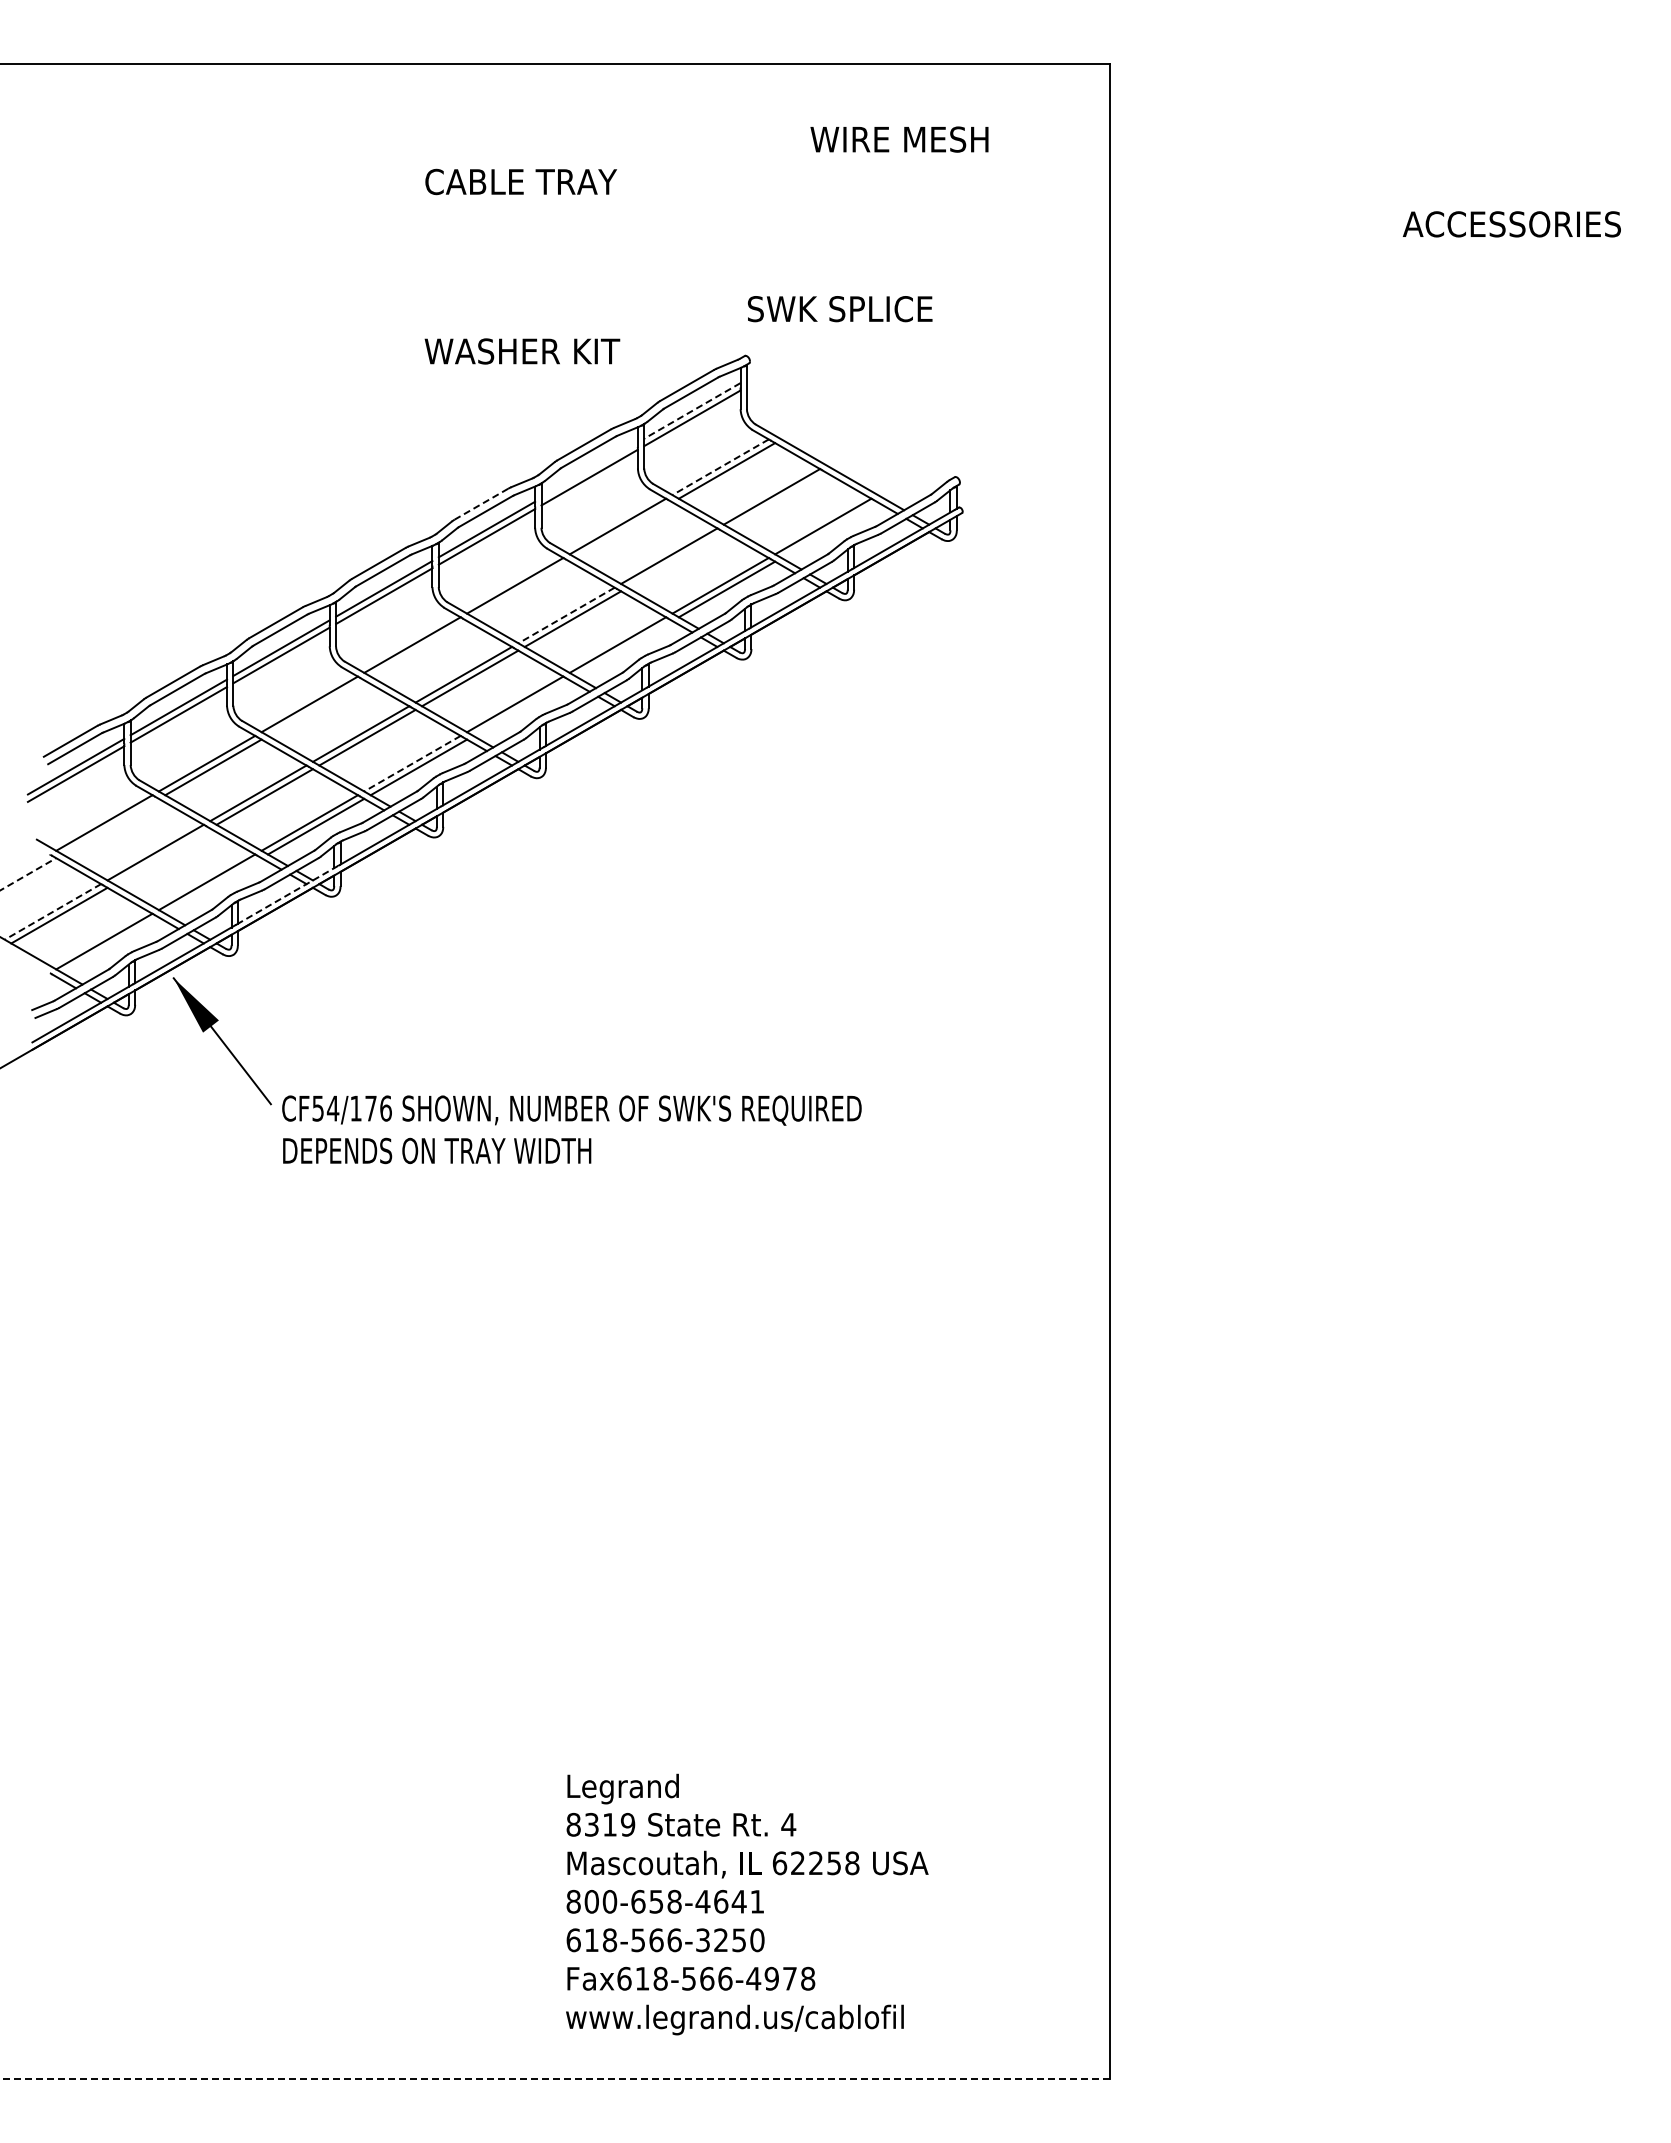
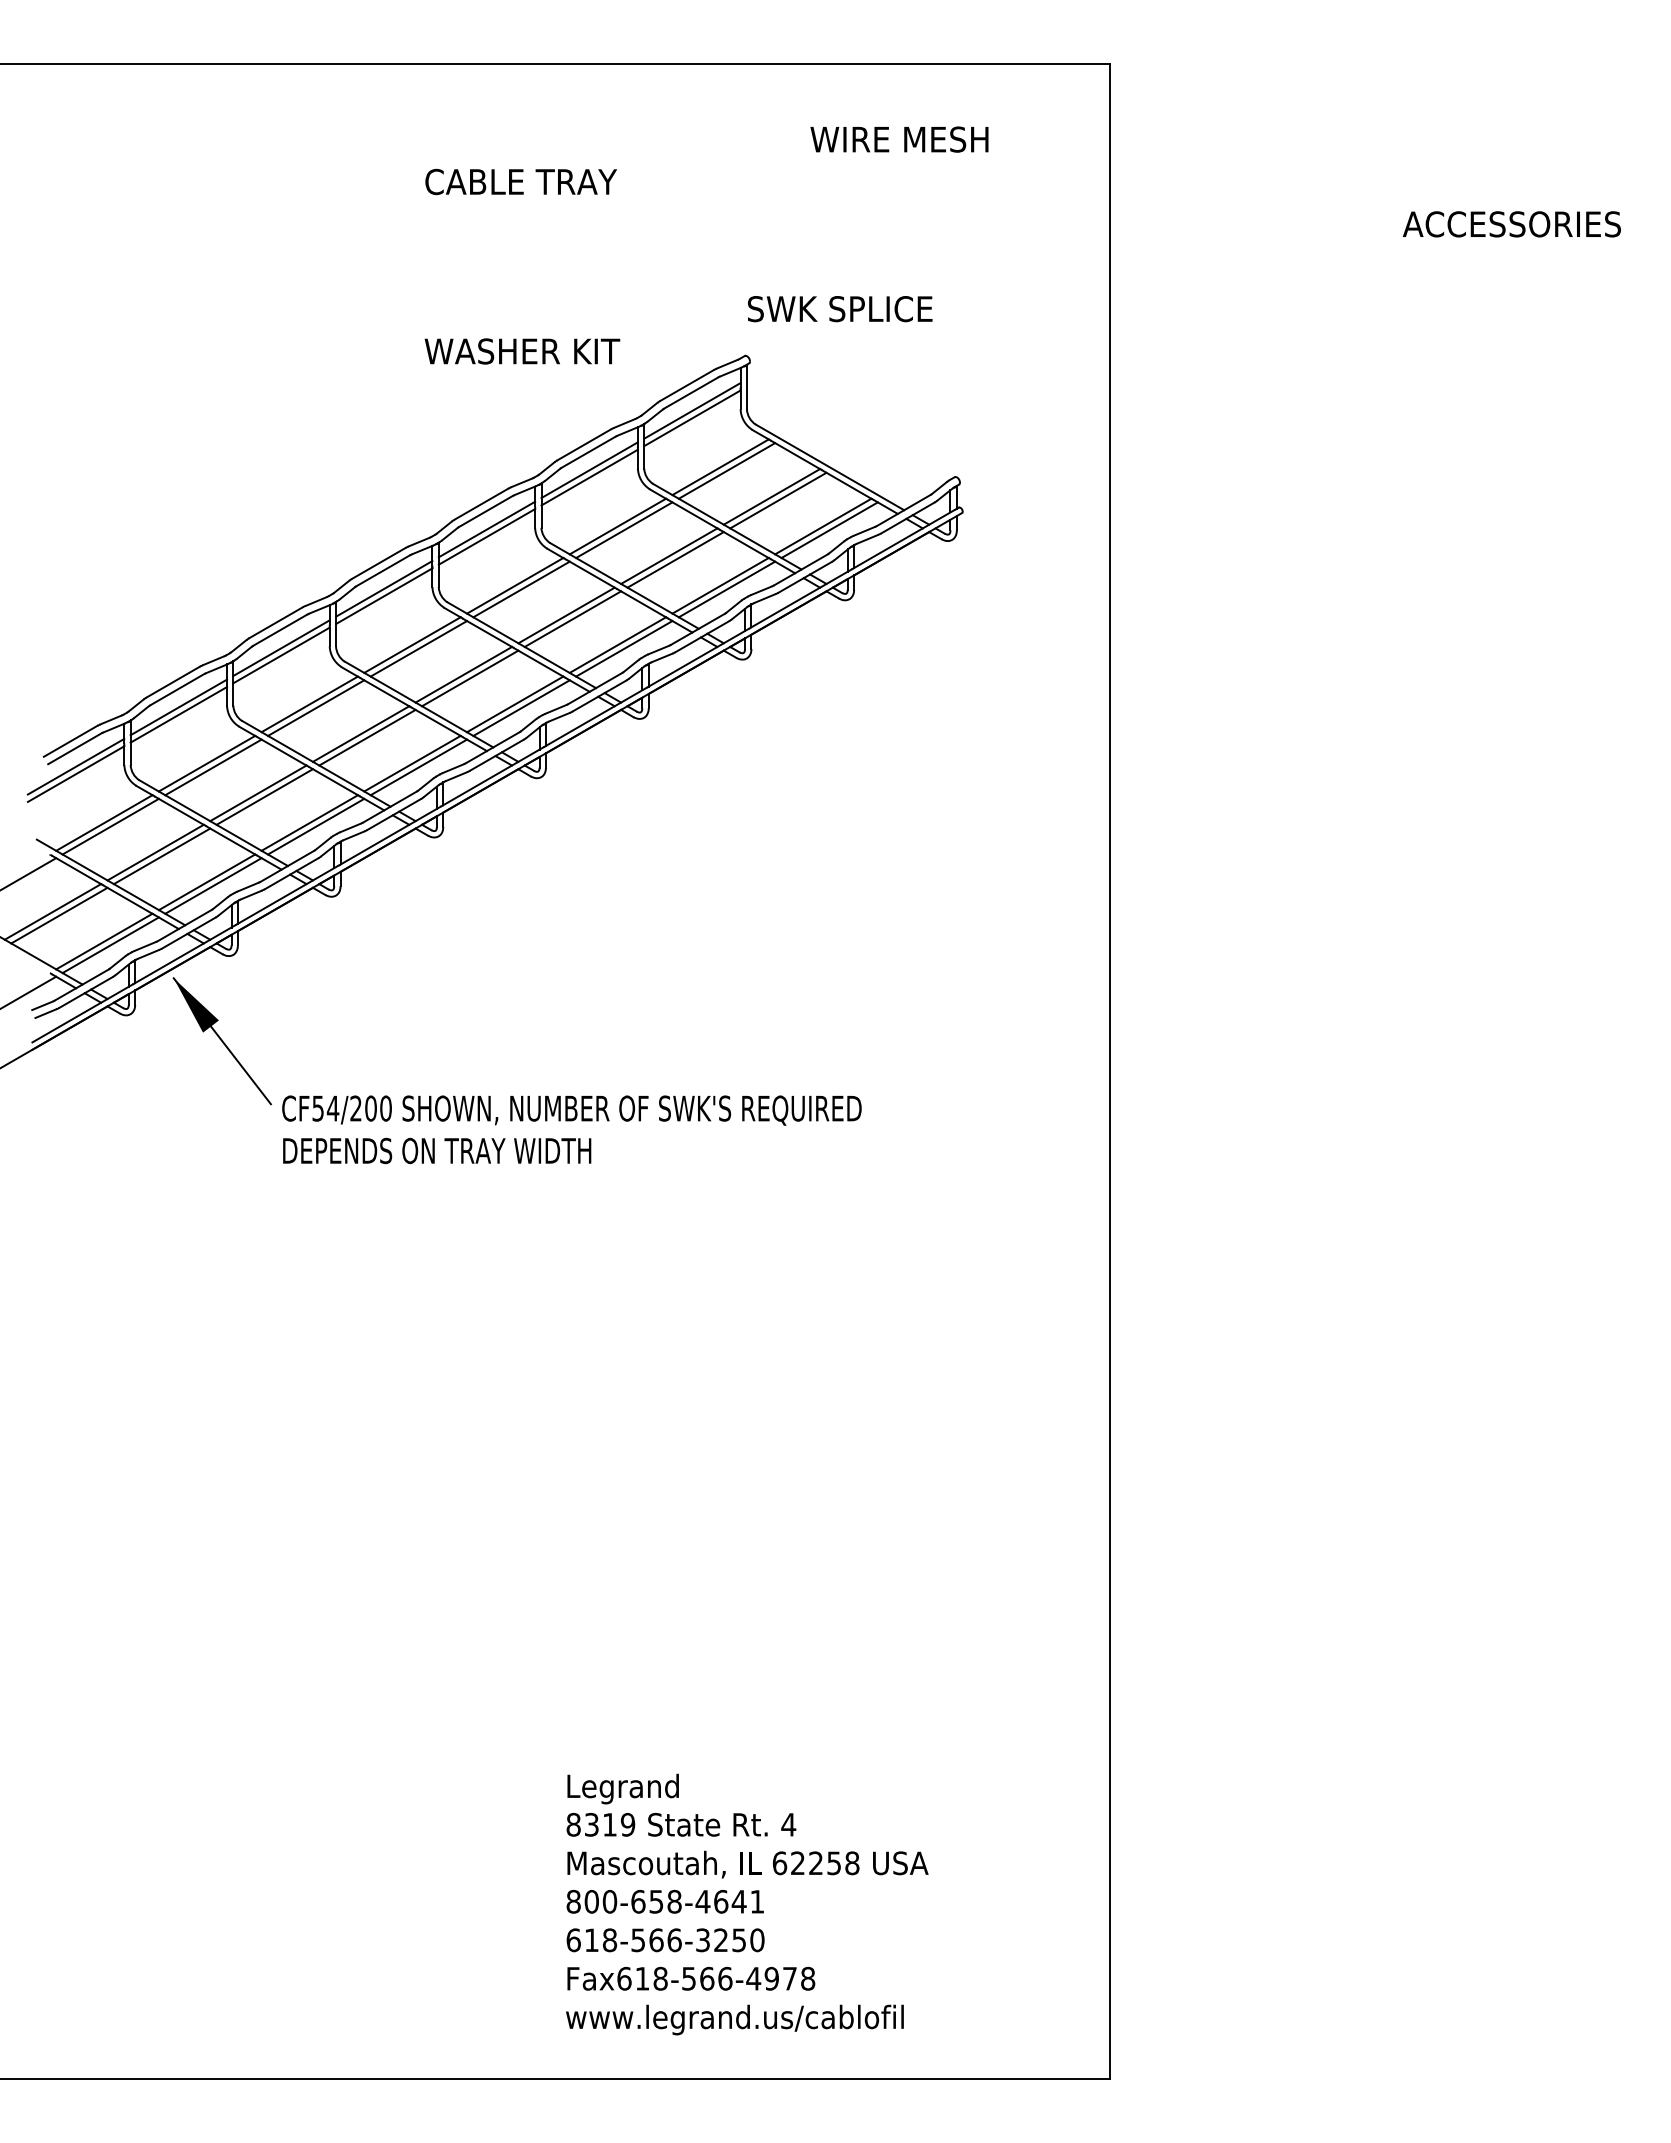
line: dashed -> solid (692, 410)
line: dashed -> solid (720, 467)
line: none -> present (589, 470)
line: none -> present (778, 500)
line: dashed -> solid (481, 504)
line: none -> present (624, 530)
line: none -> present (829, 530)
line: none -> present (675, 559)
line: none -> present (521, 589)
line: dashed -> solid (566, 615)
line: none -> present (418, 648)
line: none -> present (624, 648)
line: none -> present (316, 707)
line: none -> present (521, 707)
line: dashed -> solid (412, 763)
line: none -> present (110, 826)
line: none -> present (161, 856)
line: dashed -> solid (28, 874)
line: none -> present (213, 885)
line: dashed -> solid (287, 894)
line: dashed -> solid (53, 911)
line: none -> present (110, 945)
line: none -> present (29, 991)
text: CF54/176 -> CF54/200 (370, 1108)
line: dashed -> solid (554, 2078)
